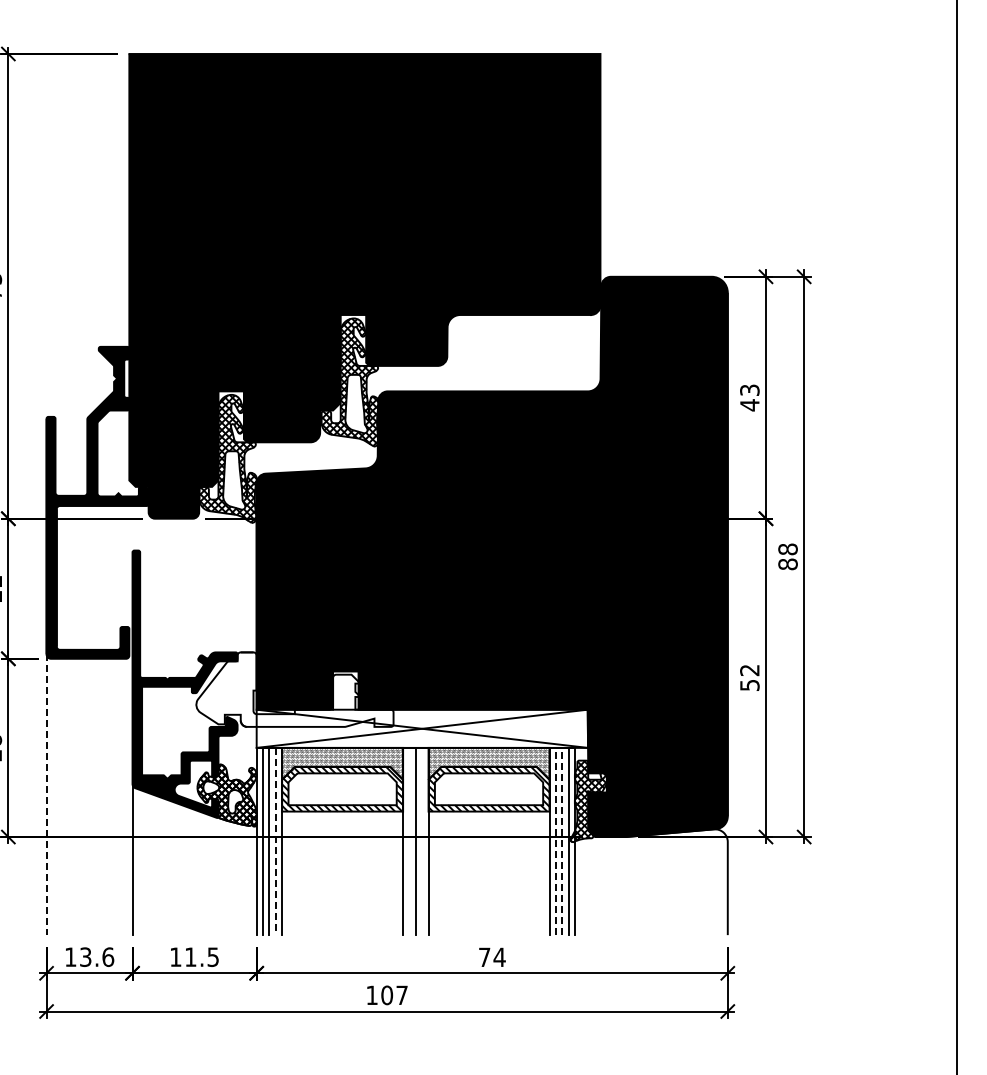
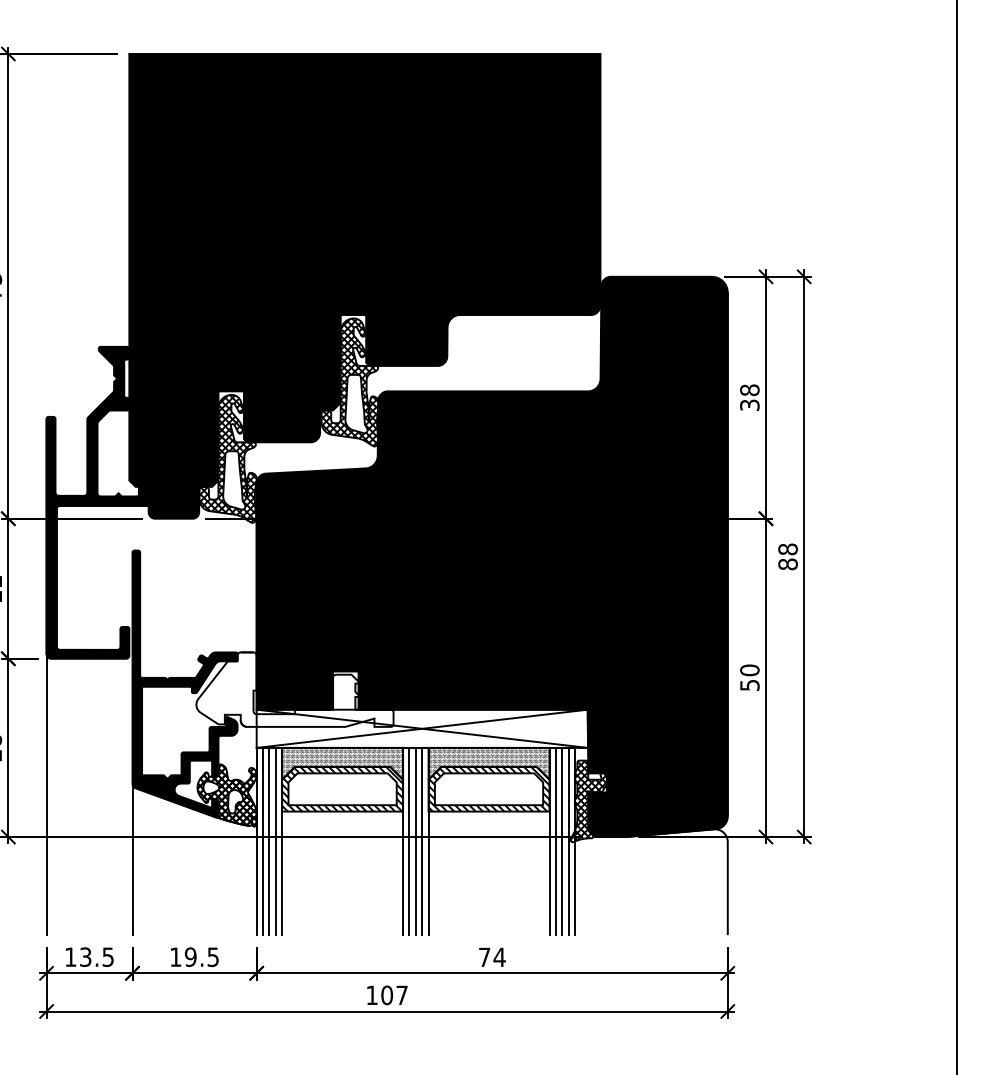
text: 43 -> 38 (749, 397)
text: 52 -> 50 (749, 670)
line: dashed -> solid (46, 795)
line: dashed -> solid (275, 841)
line: none -> present (409, 841)
line: none -> present (422, 841)
line: dashed -> solid (555, 841)
line: dashed -> solid (562, 841)
text: 13.6 -> 13.5 (108, 956)
text: 11.5 -> 19.5 (190, 957)
